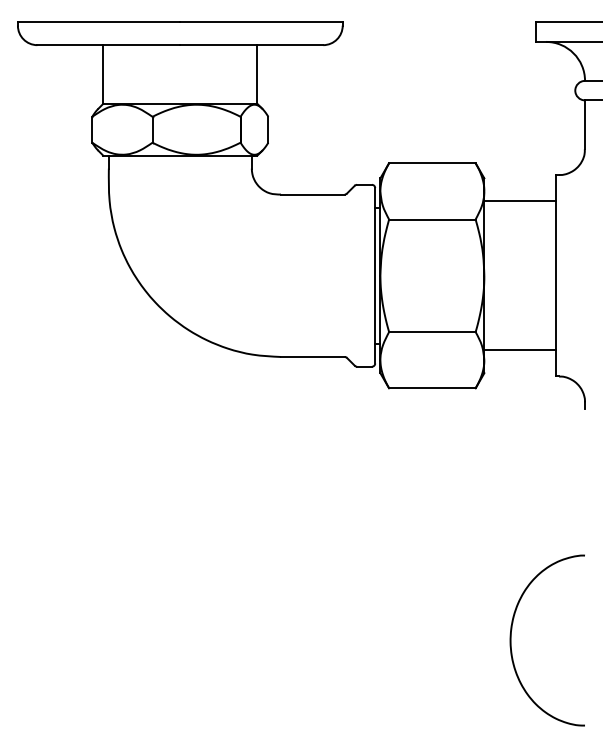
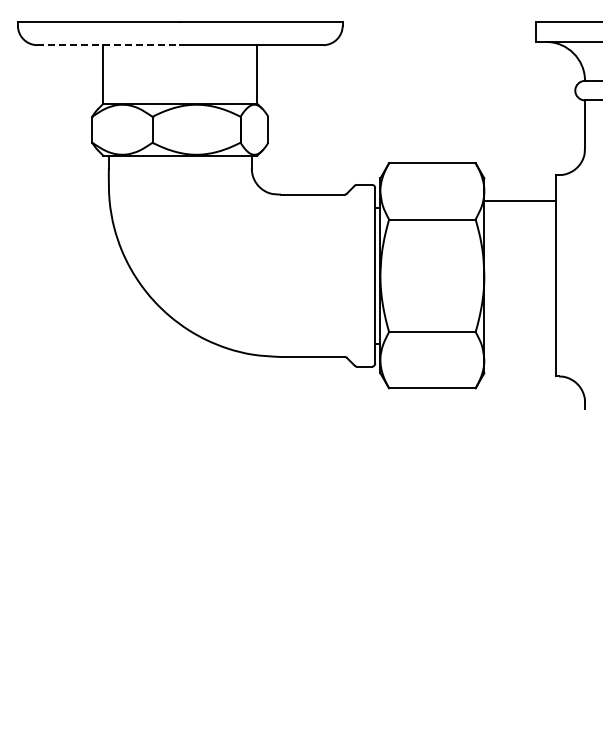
line: solid -> dashed (109, 45)
line: present -> none (519, 350)
curve: present -> none (511, 640)
